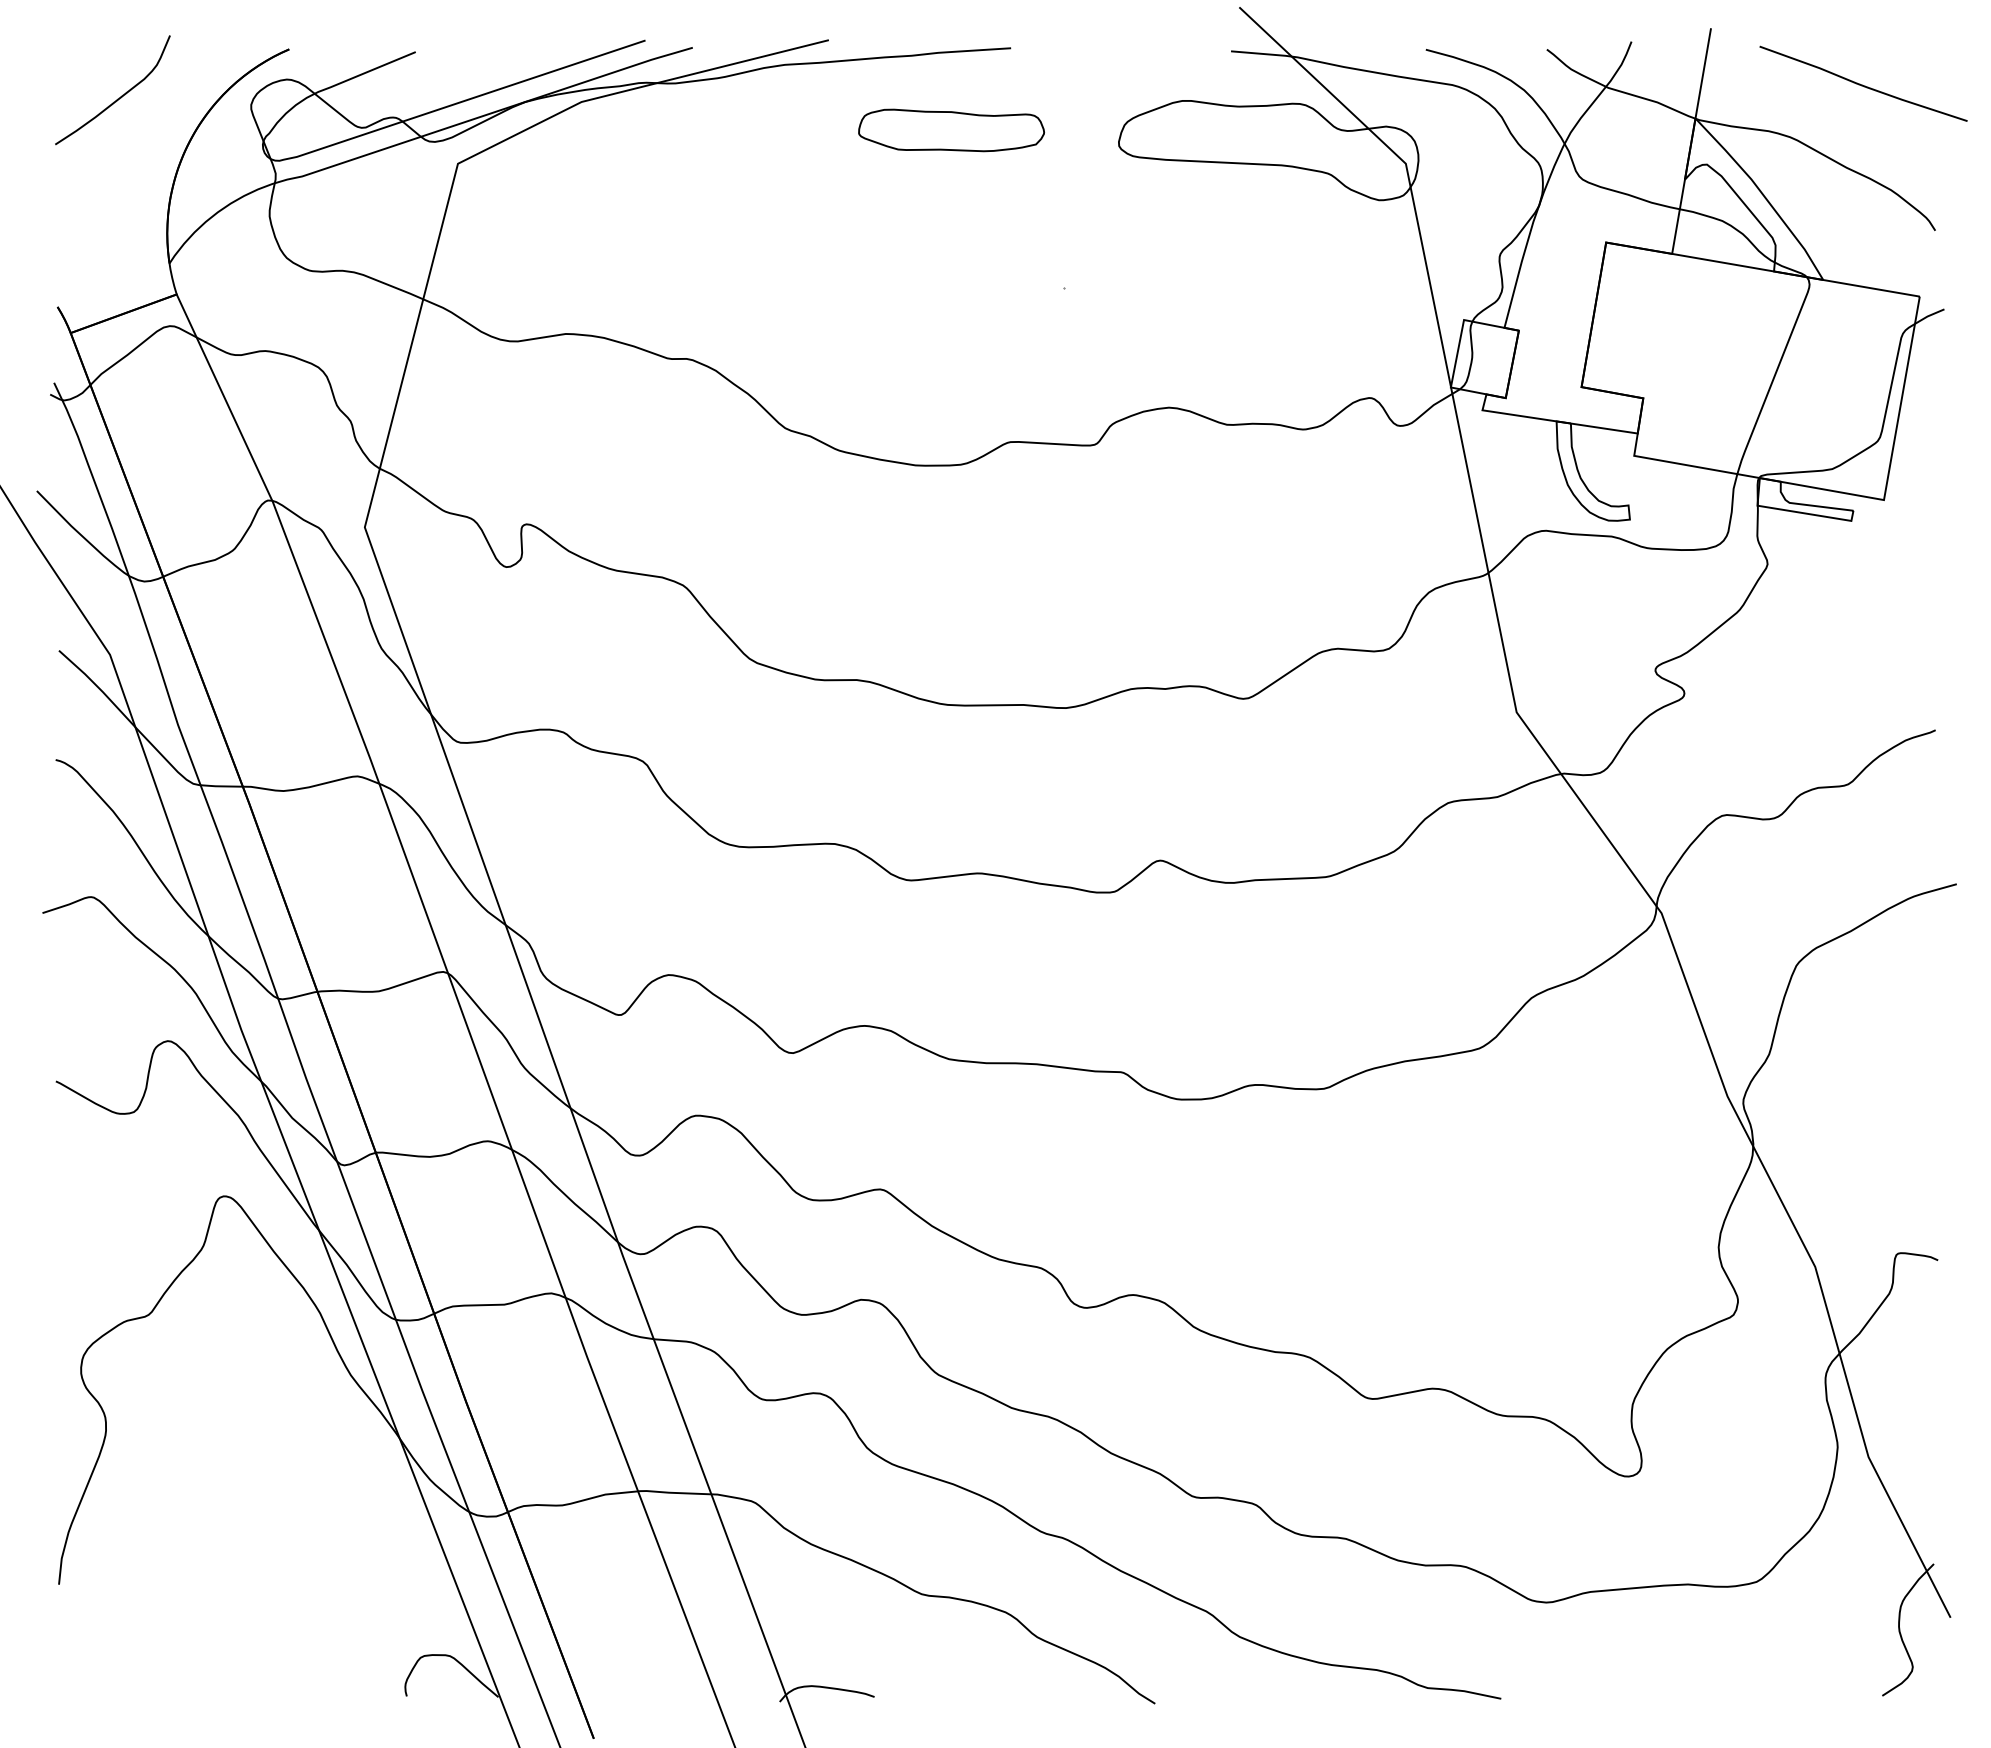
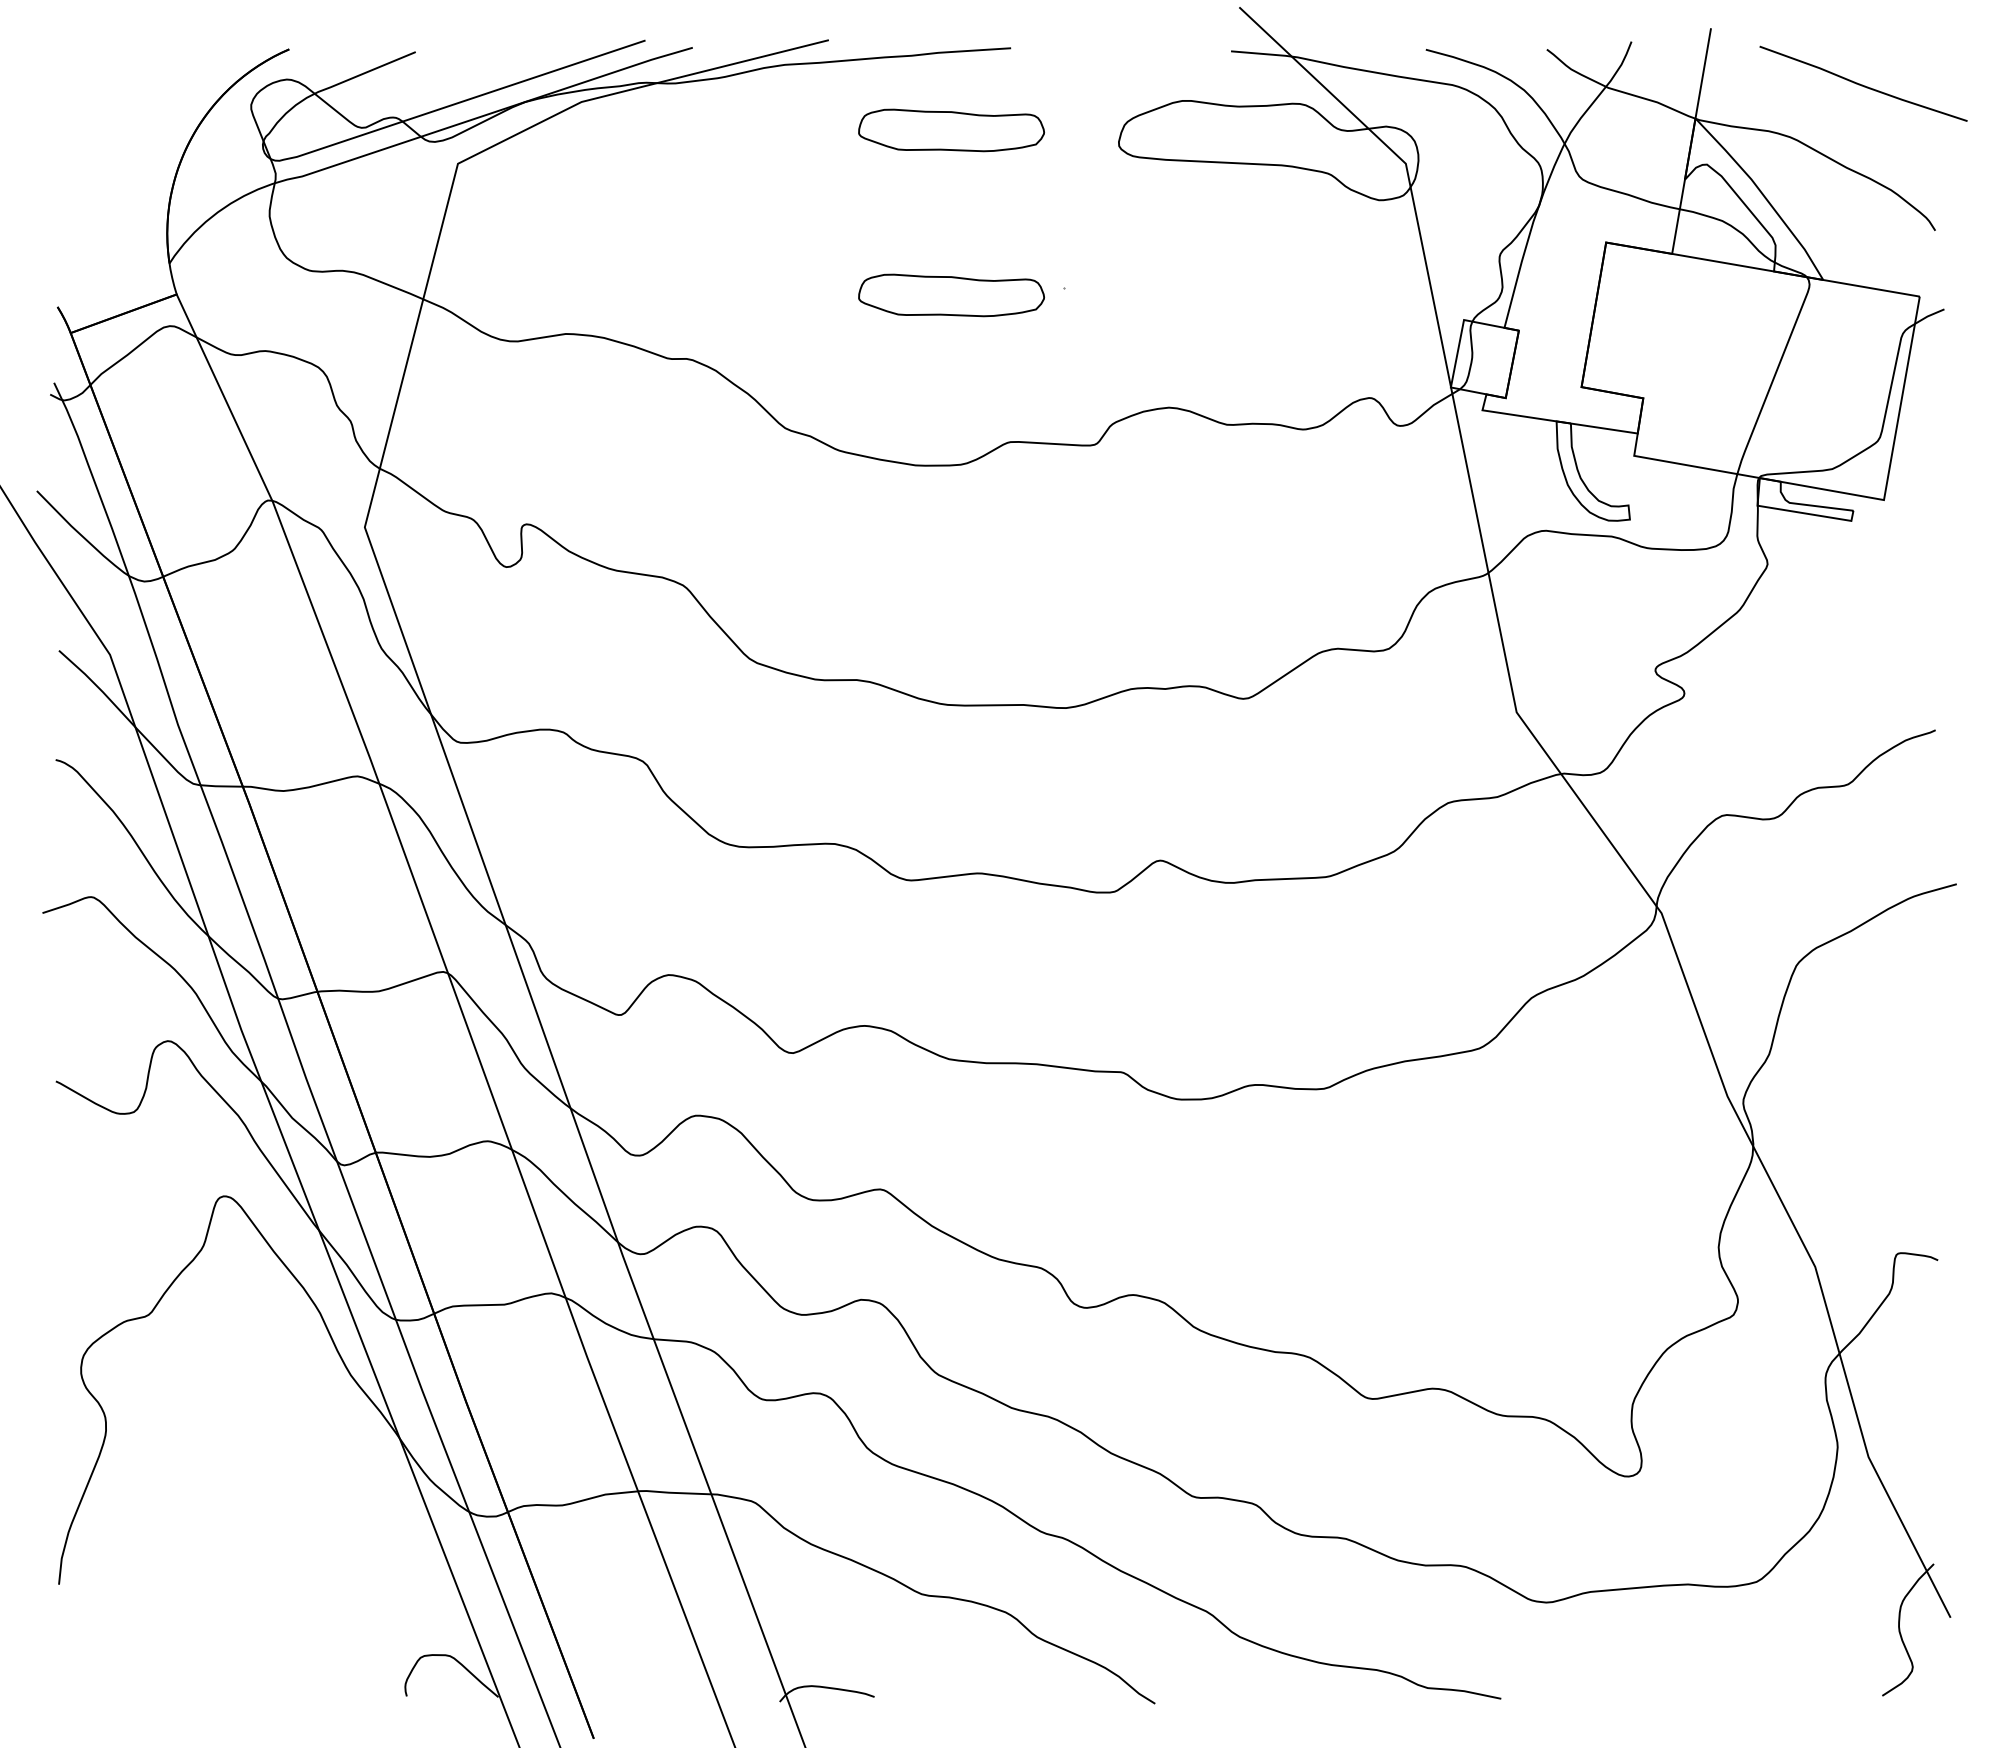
curve: present -> none (117, 98)
part: none -> present (951, 295)
